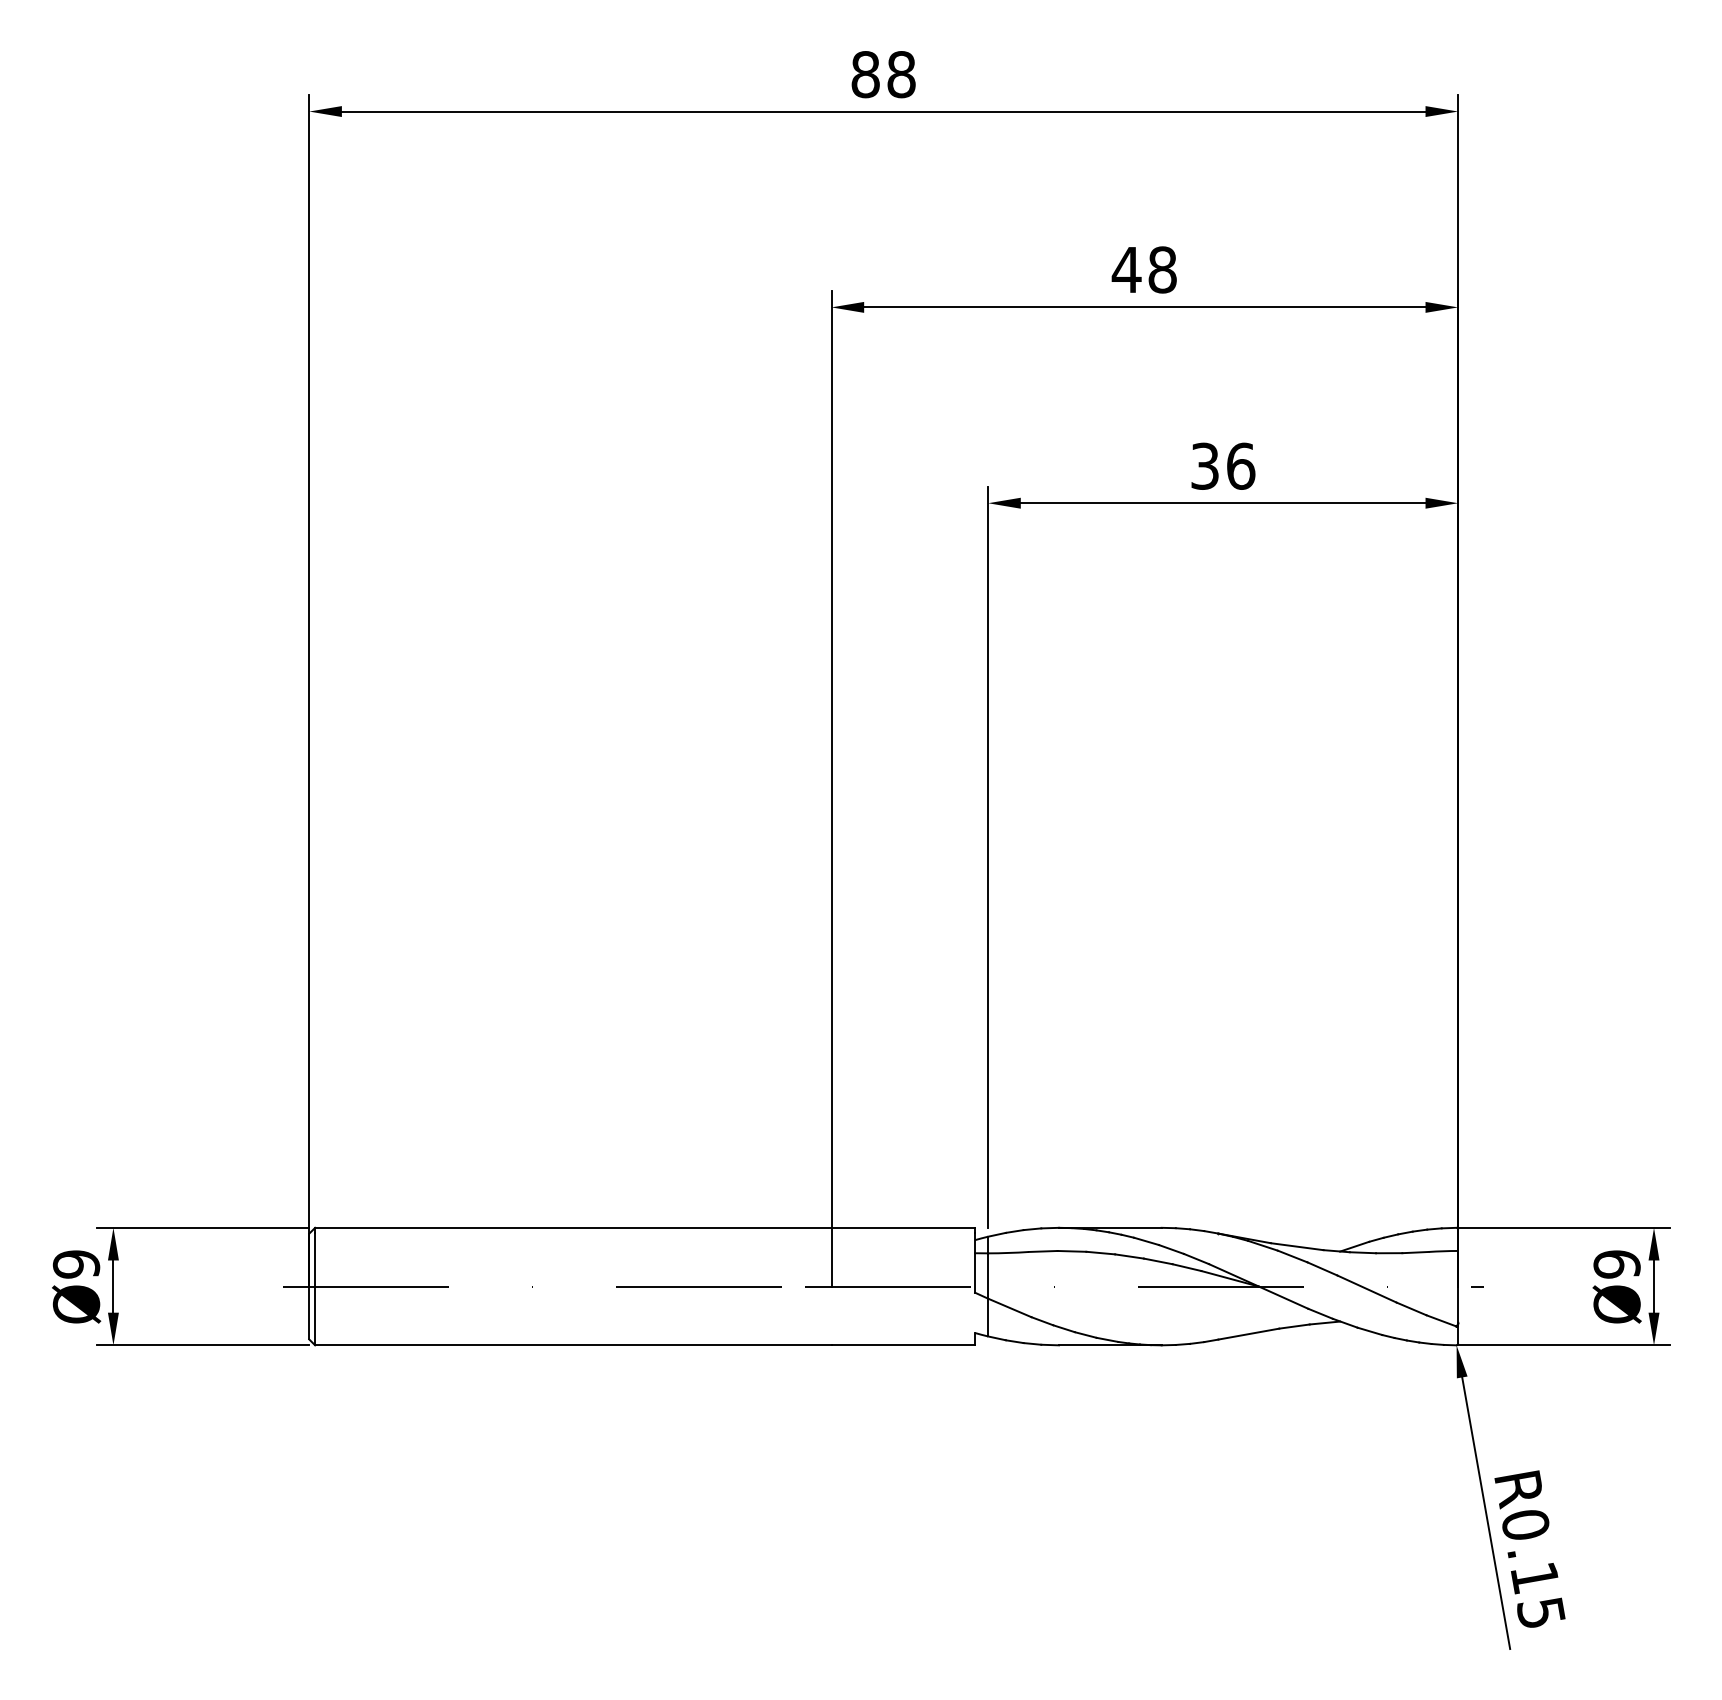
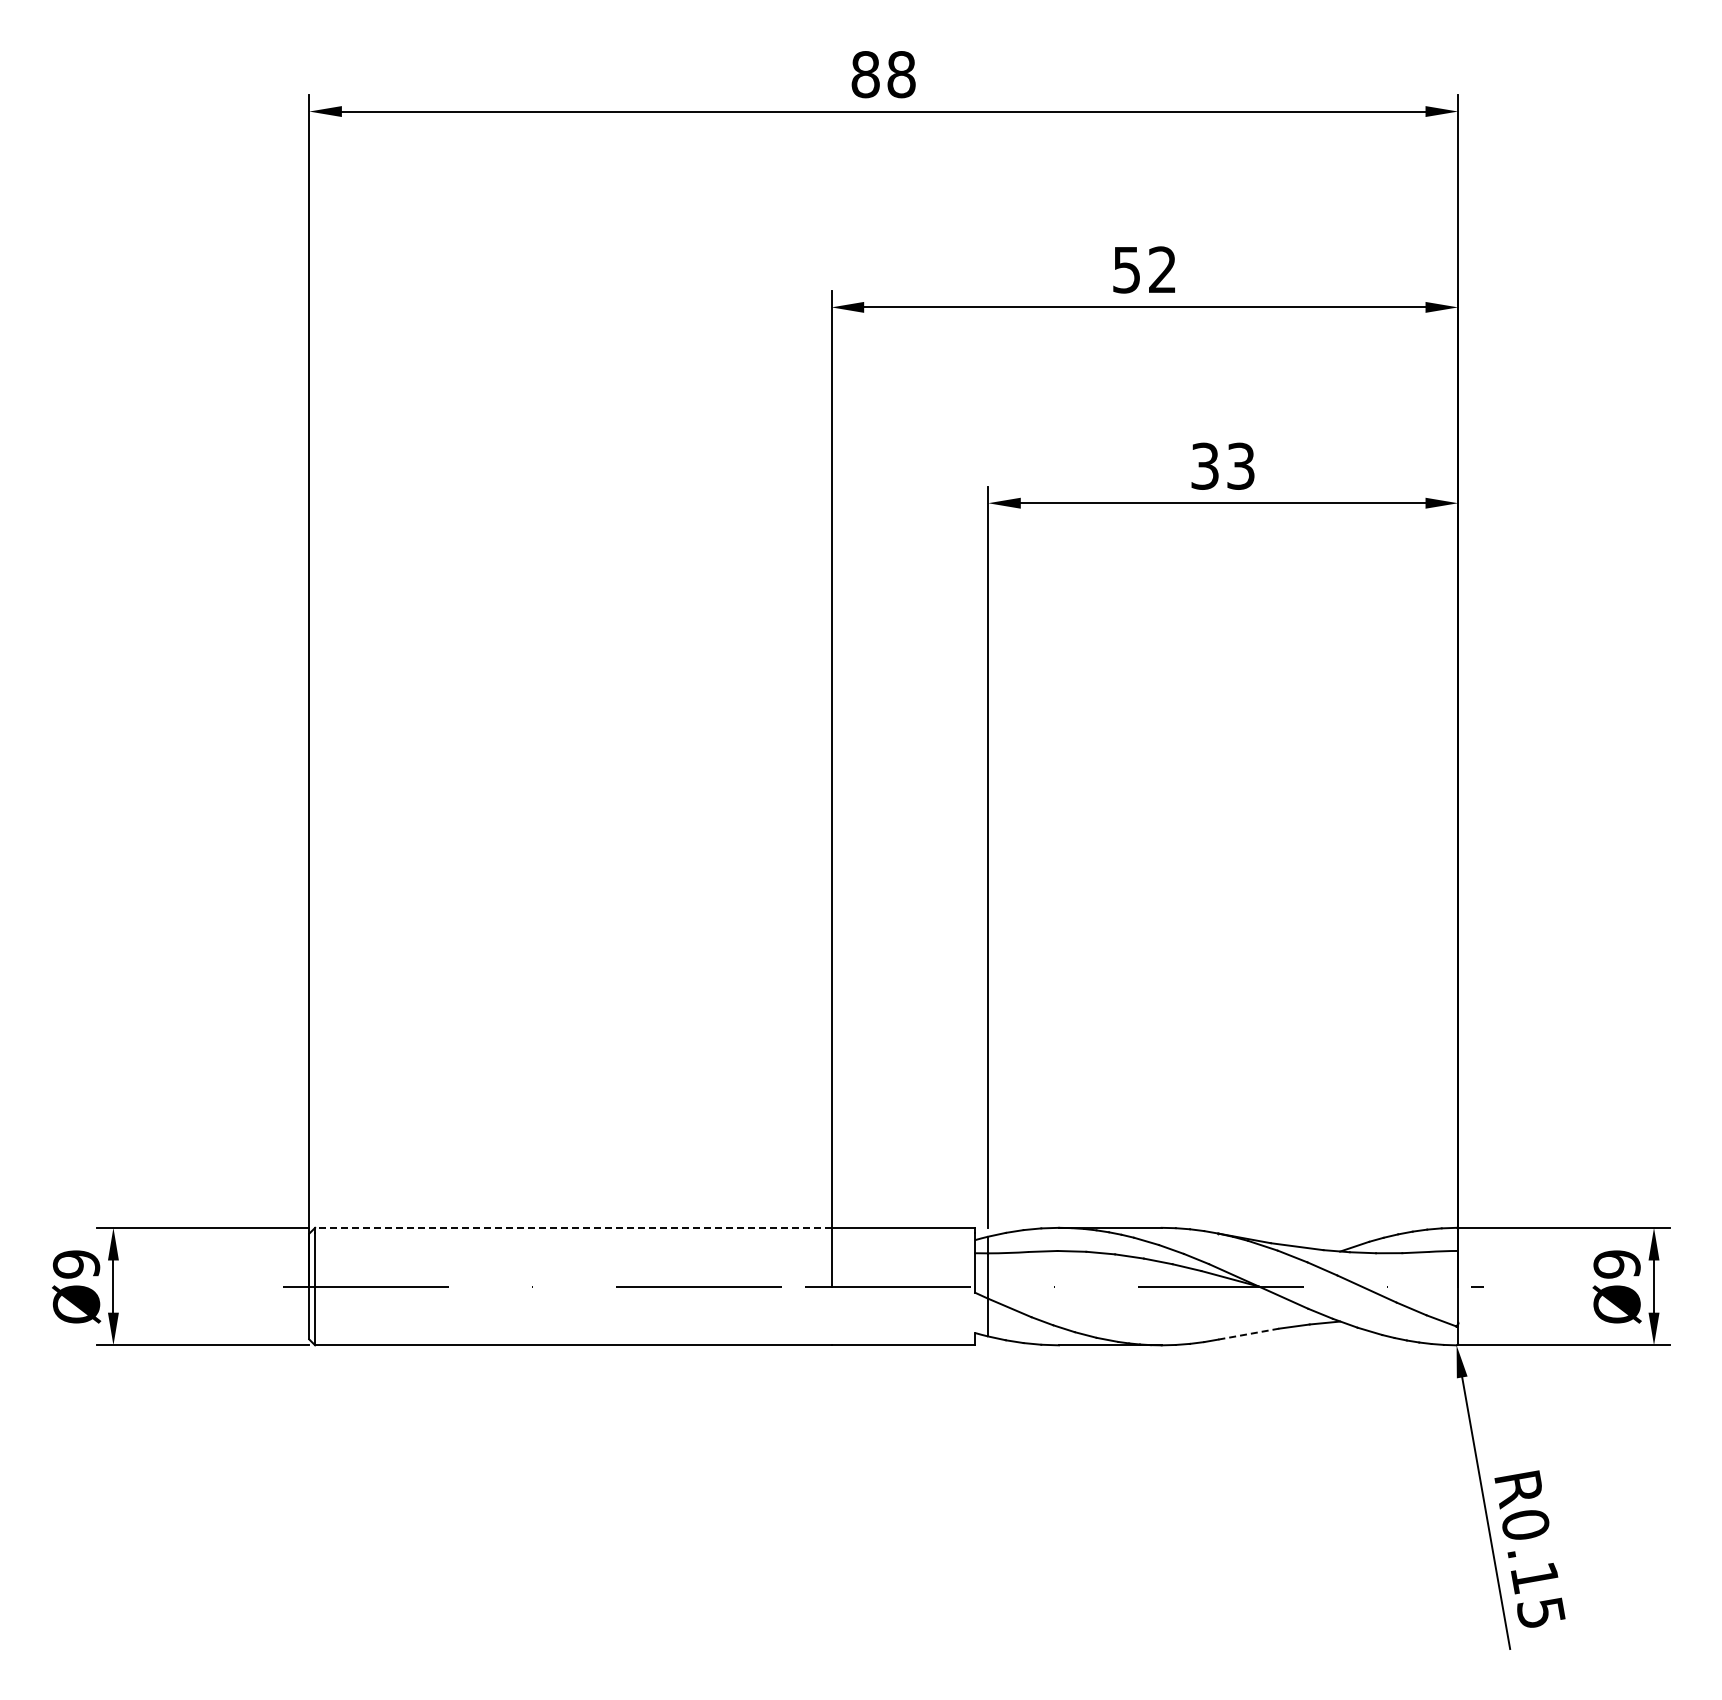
text: 48 -> 52 (1143, 269)
text: 36 -> 33 (1241, 465)
line: solid -> dashed (572, 1227)
line: solid -> dashed (1248, 1334)
